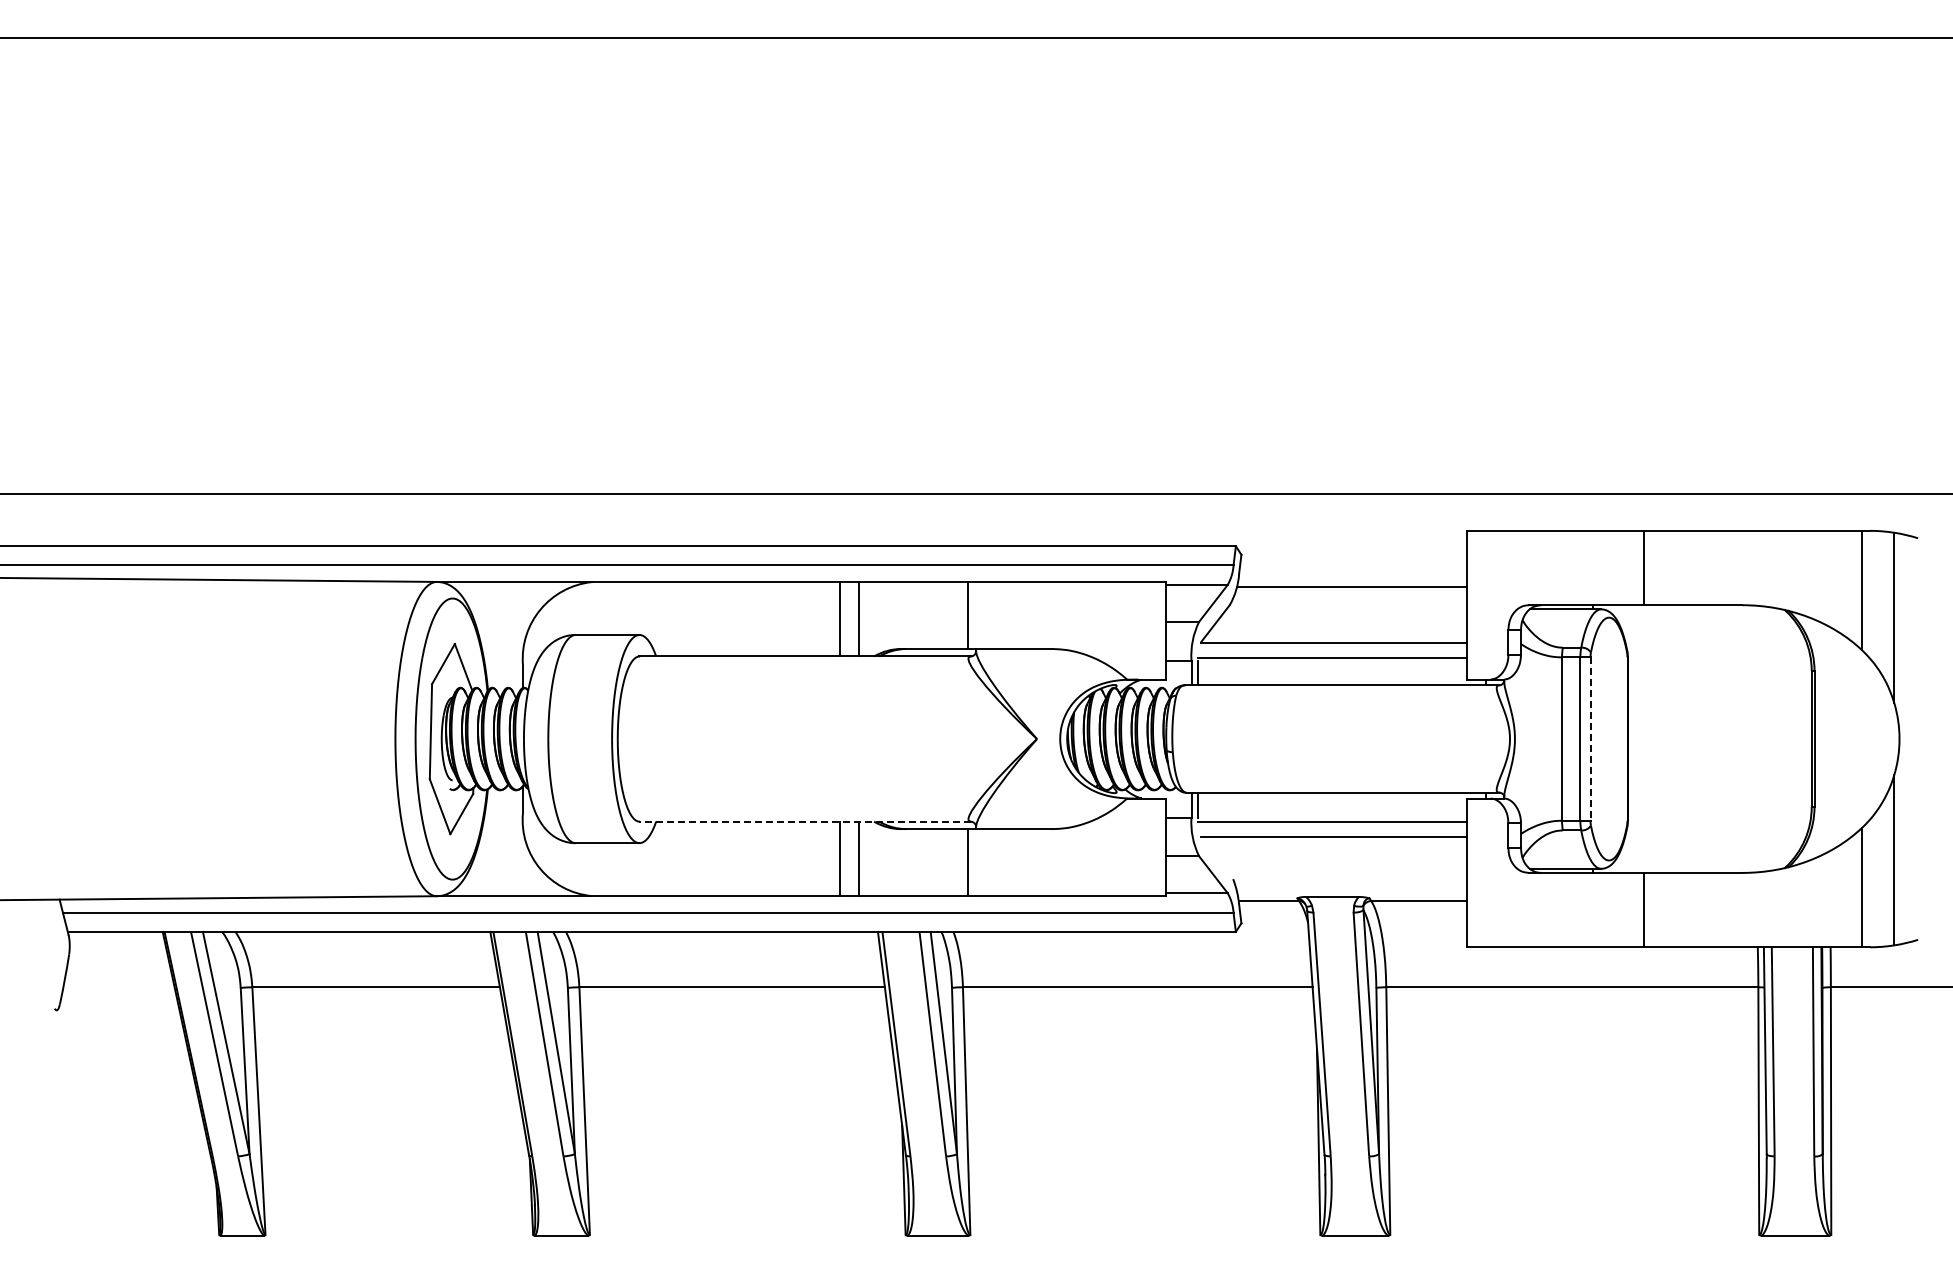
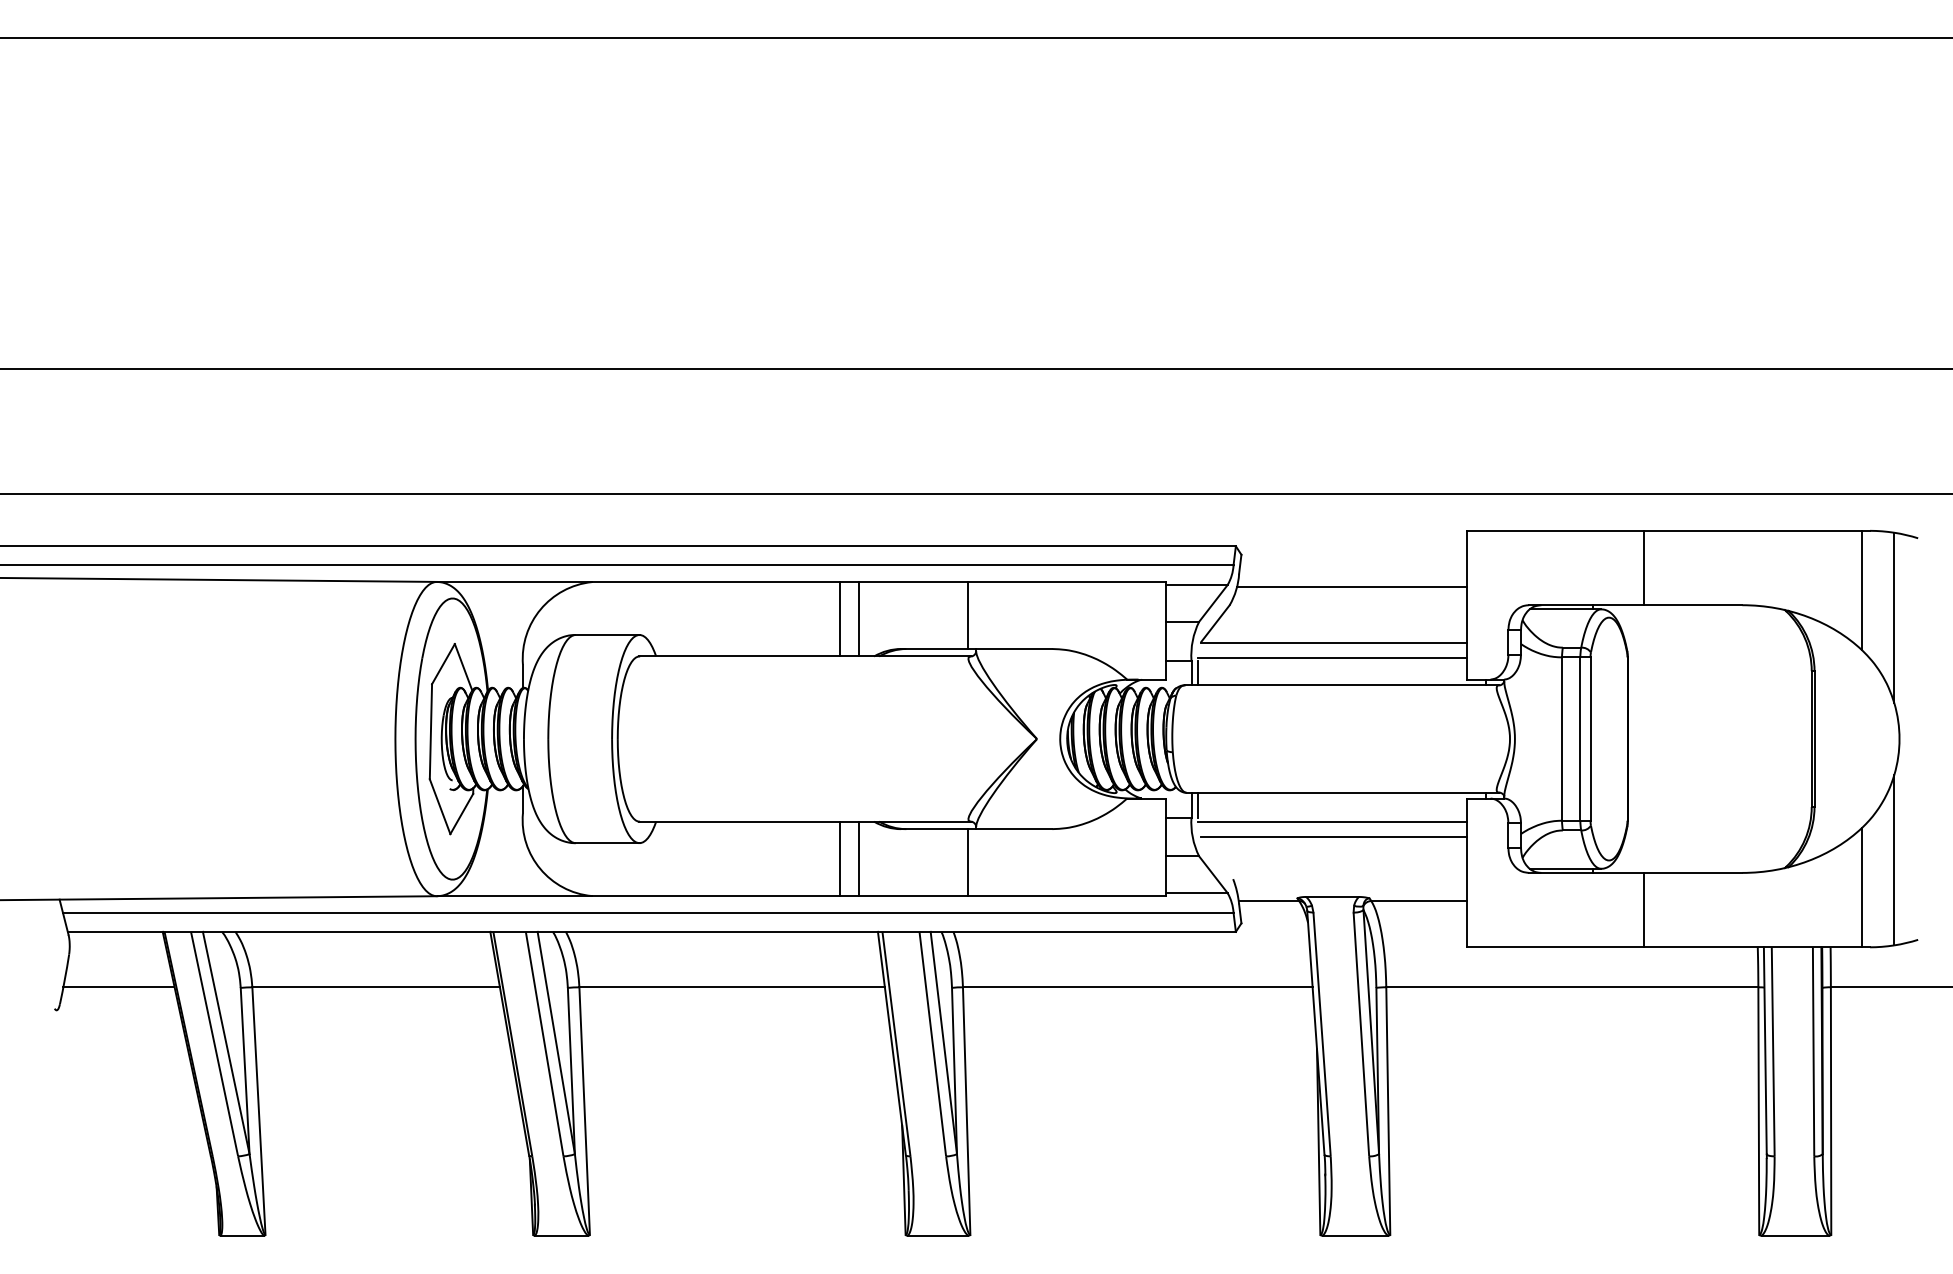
line: none -> present (975, 368)
line: dashed -> solid (1590, 739)
line: dashed -> solid (804, 821)
line: none -> present (118, 987)
